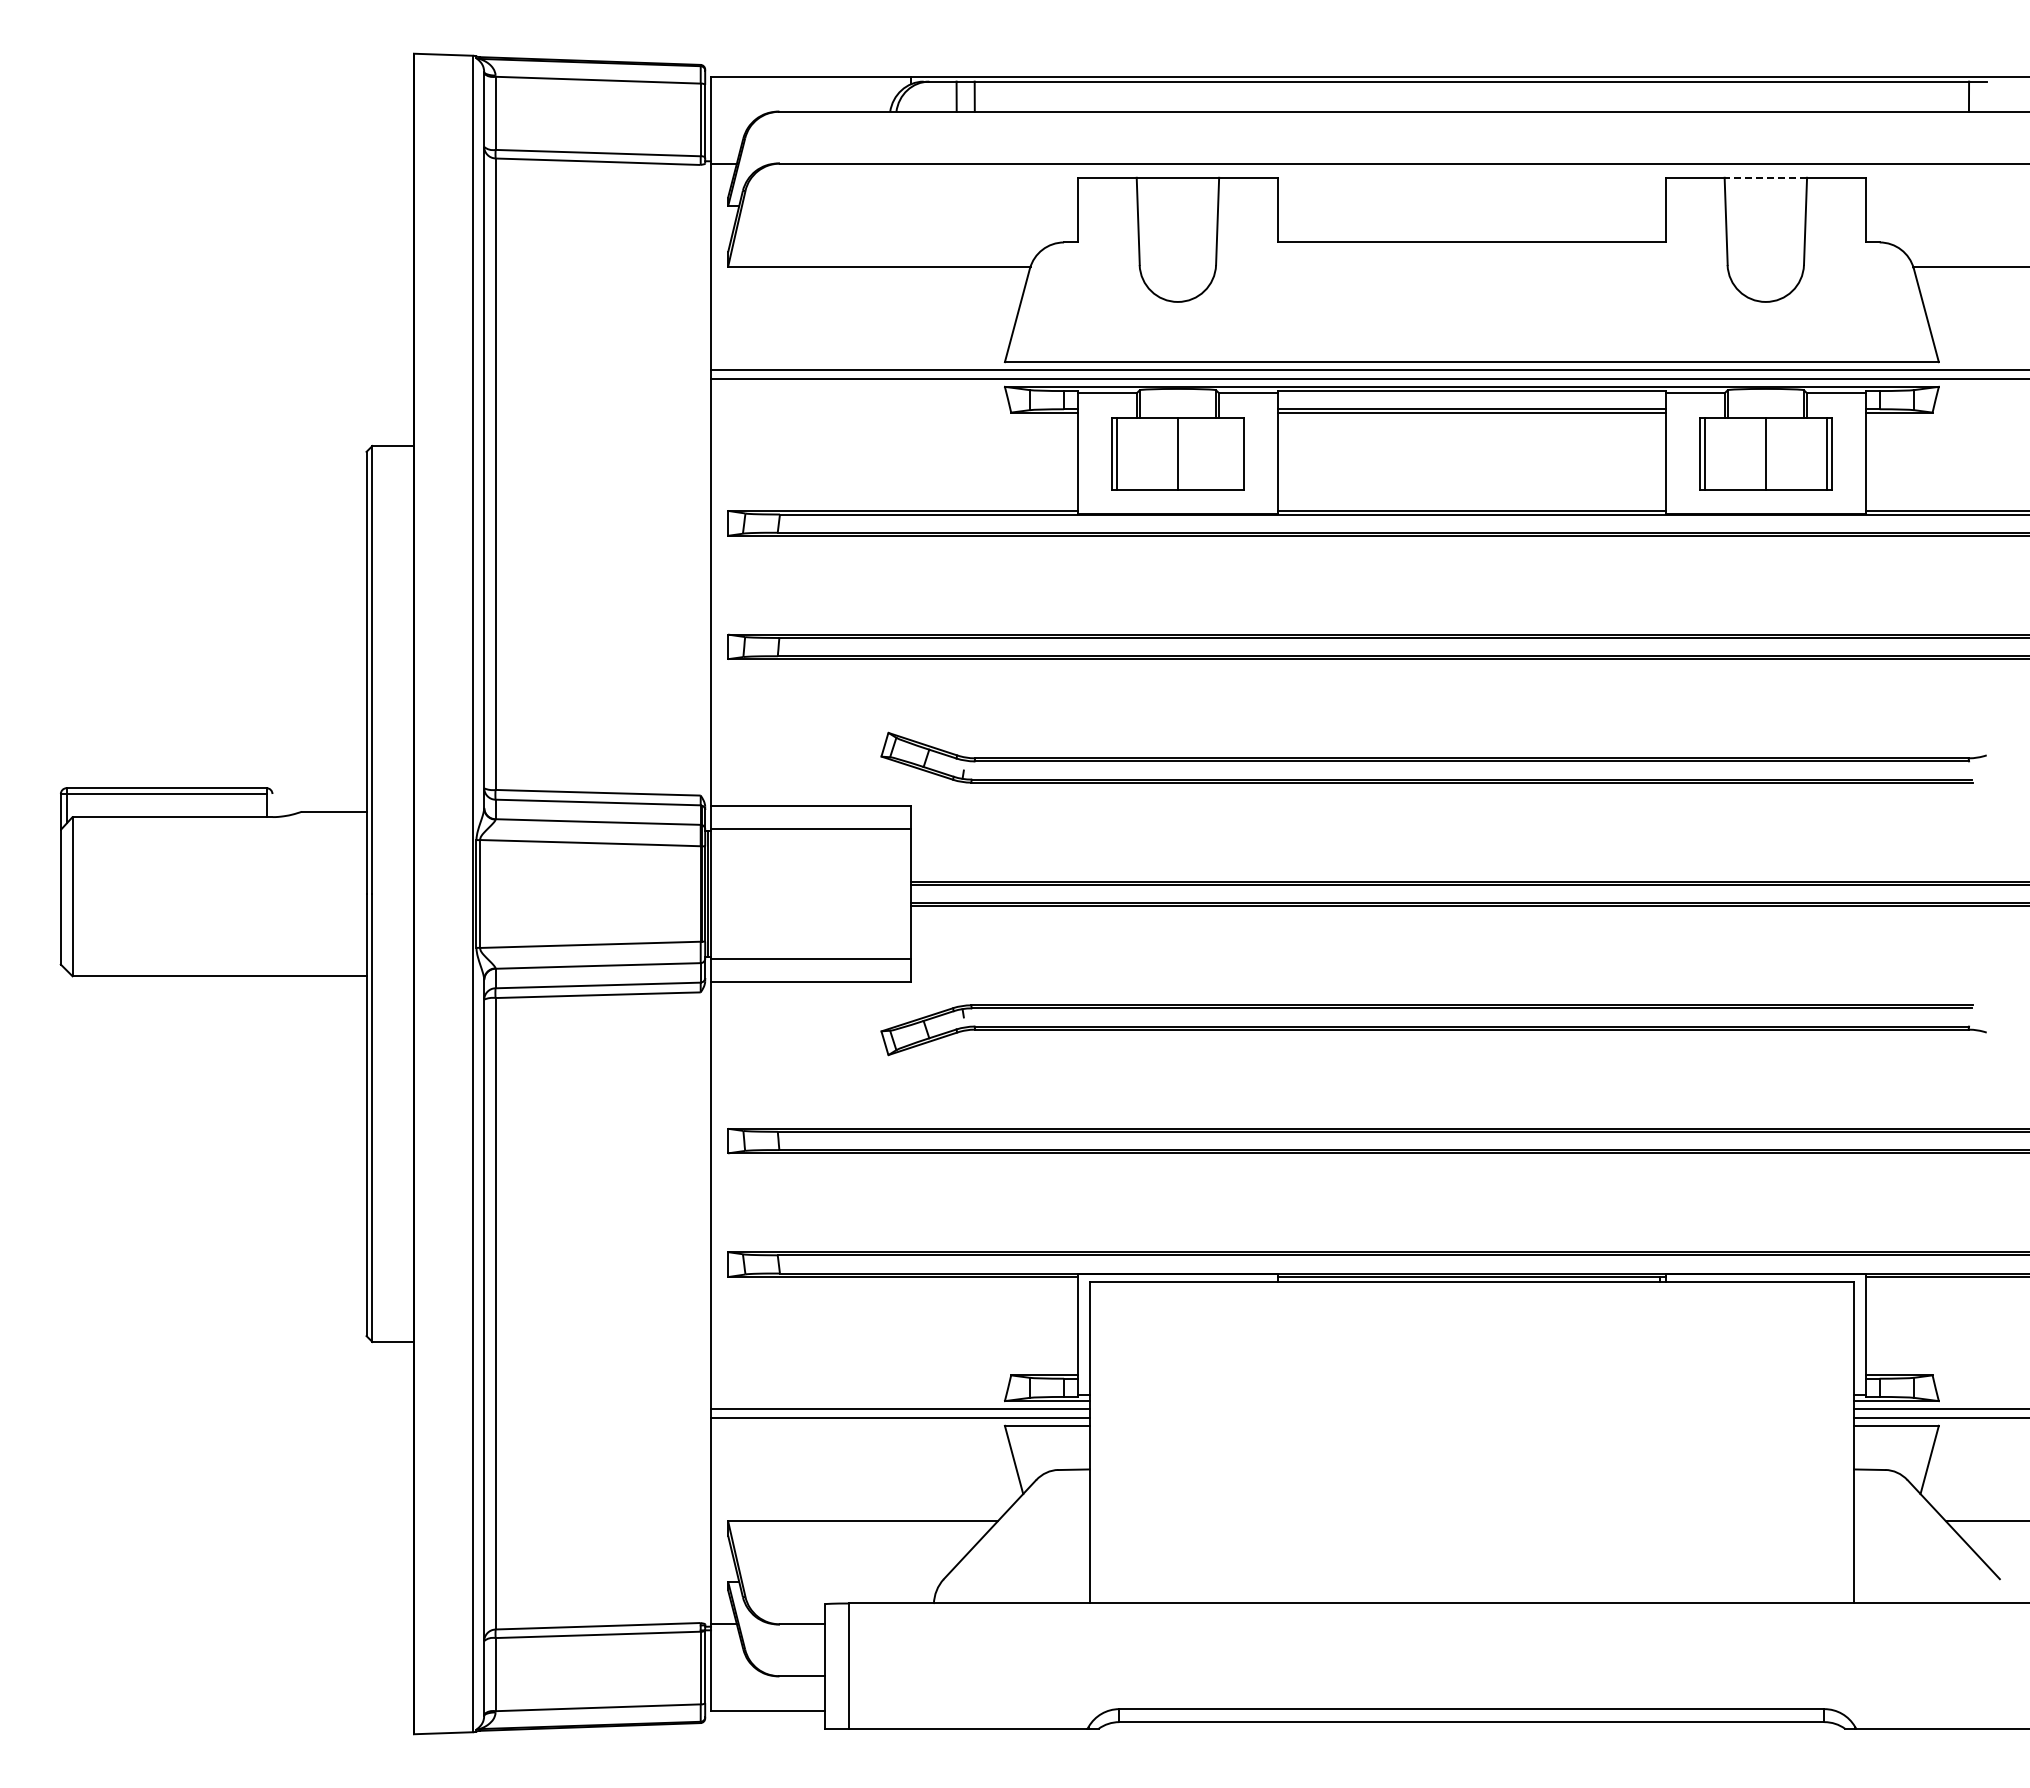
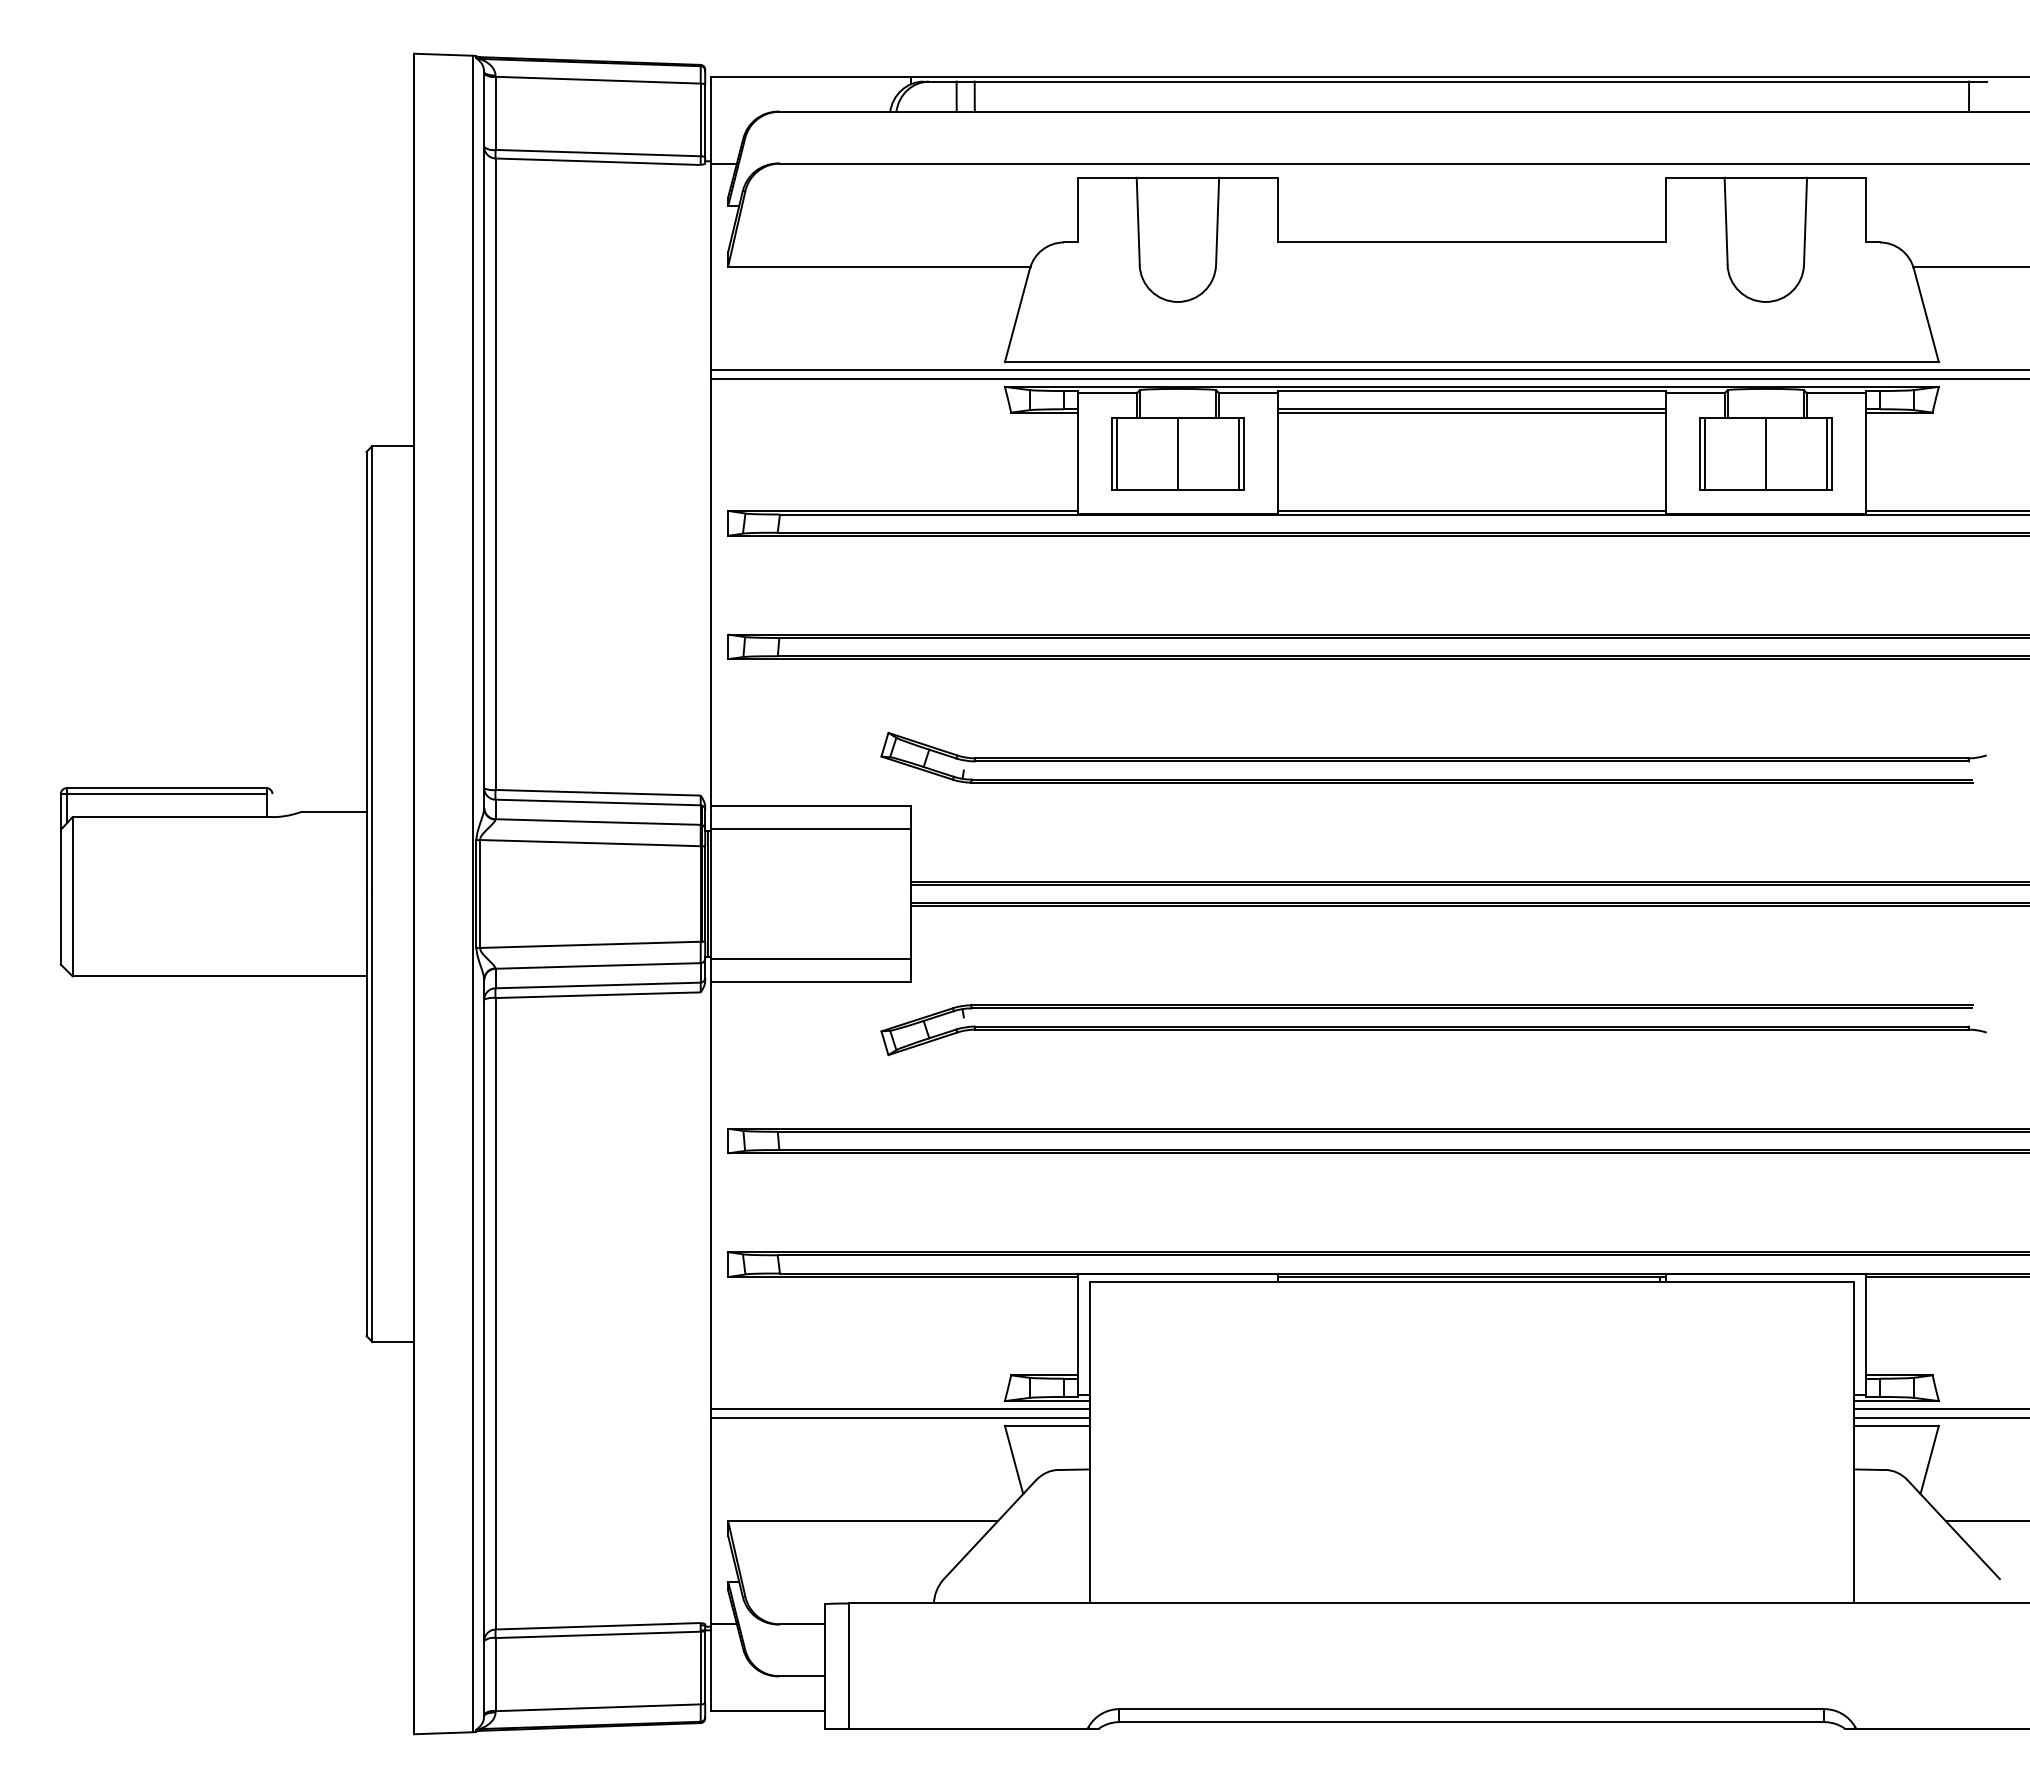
line: dashed -> solid (1765, 177)
line: none -> present (1239, 453)
